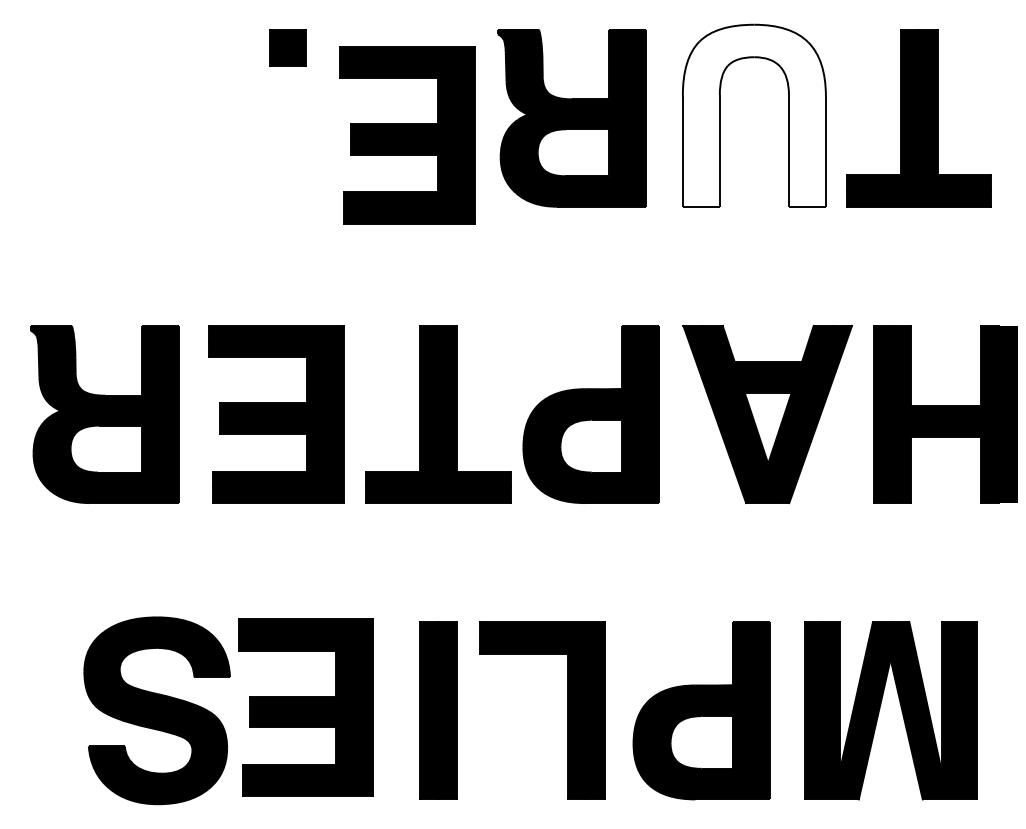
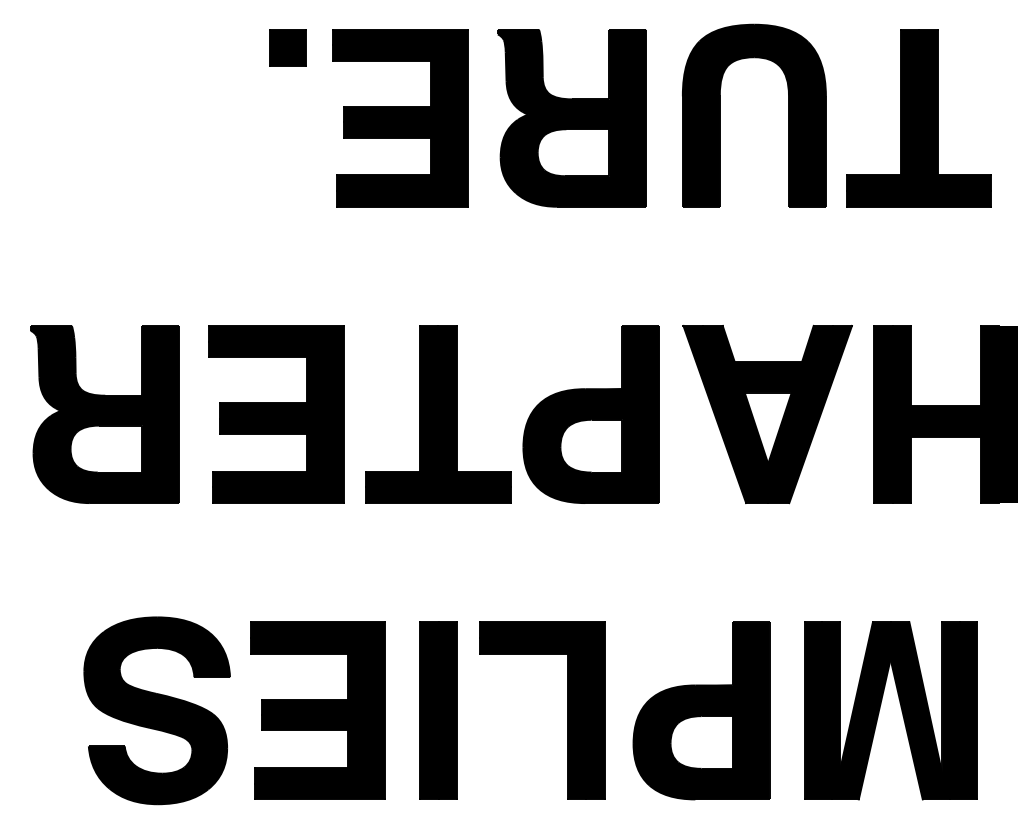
fill: none -> present (753, 115)
part position: (407, 135) -> (400, 118) (400, 118)
part position: (305, 707) -> (317, 710) (317, 710)
